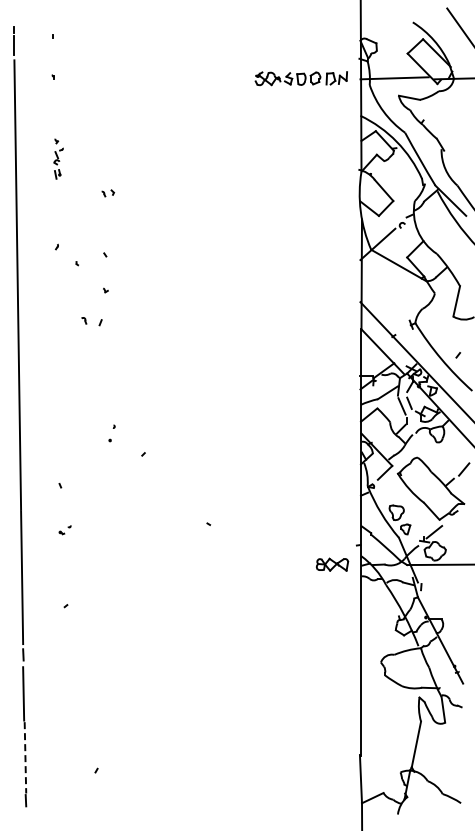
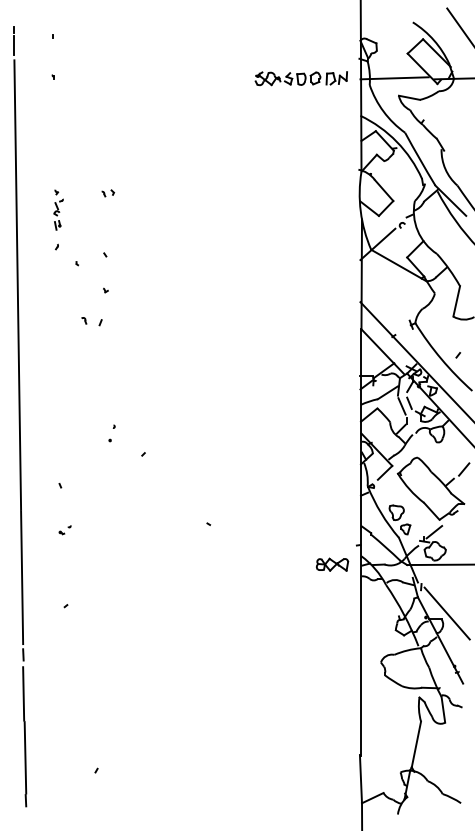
part position: (58, 158) -> (58, 209) (58, 209)
line: none -> present (446, 613)
line: dashed -> solid (25, 757)
